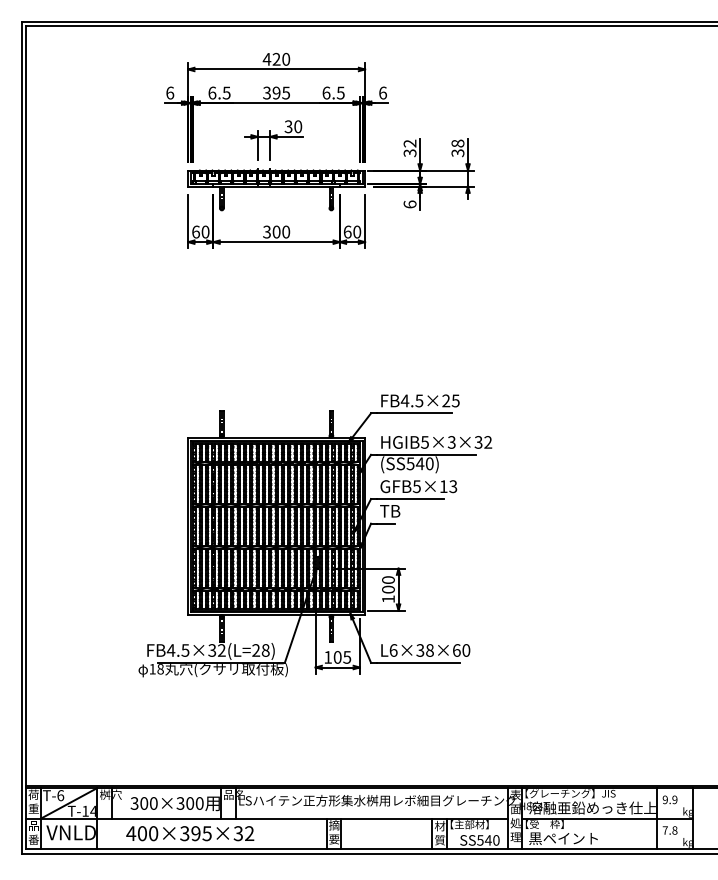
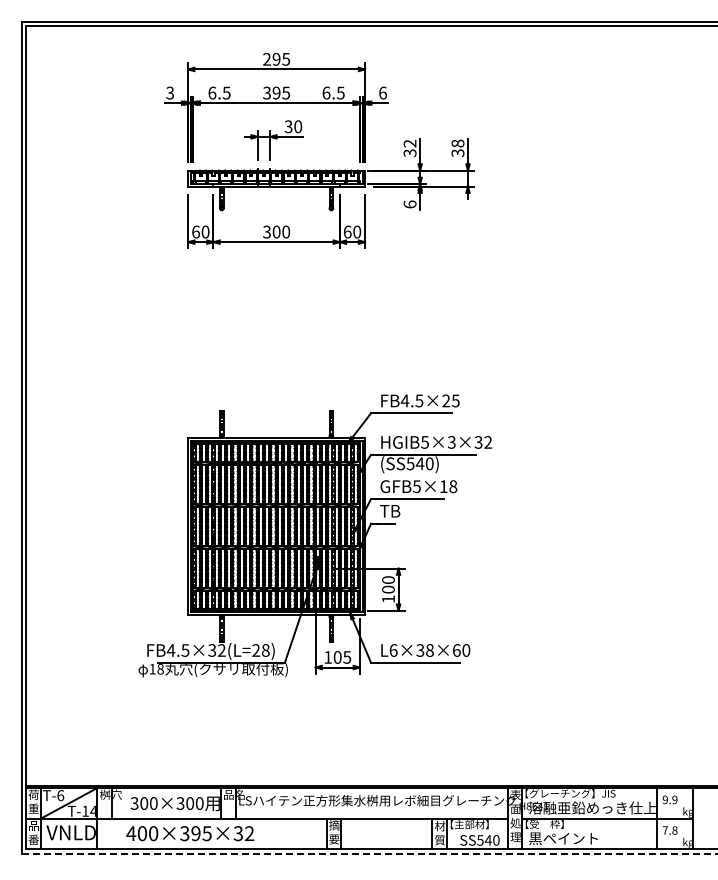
text: 420 -> 295 (276, 58)
text: 6 -> 3 (170, 92)
text: GFB5×13 -> GFB5×18 (453, 486)
line: solid -> dashed (369, 853)
